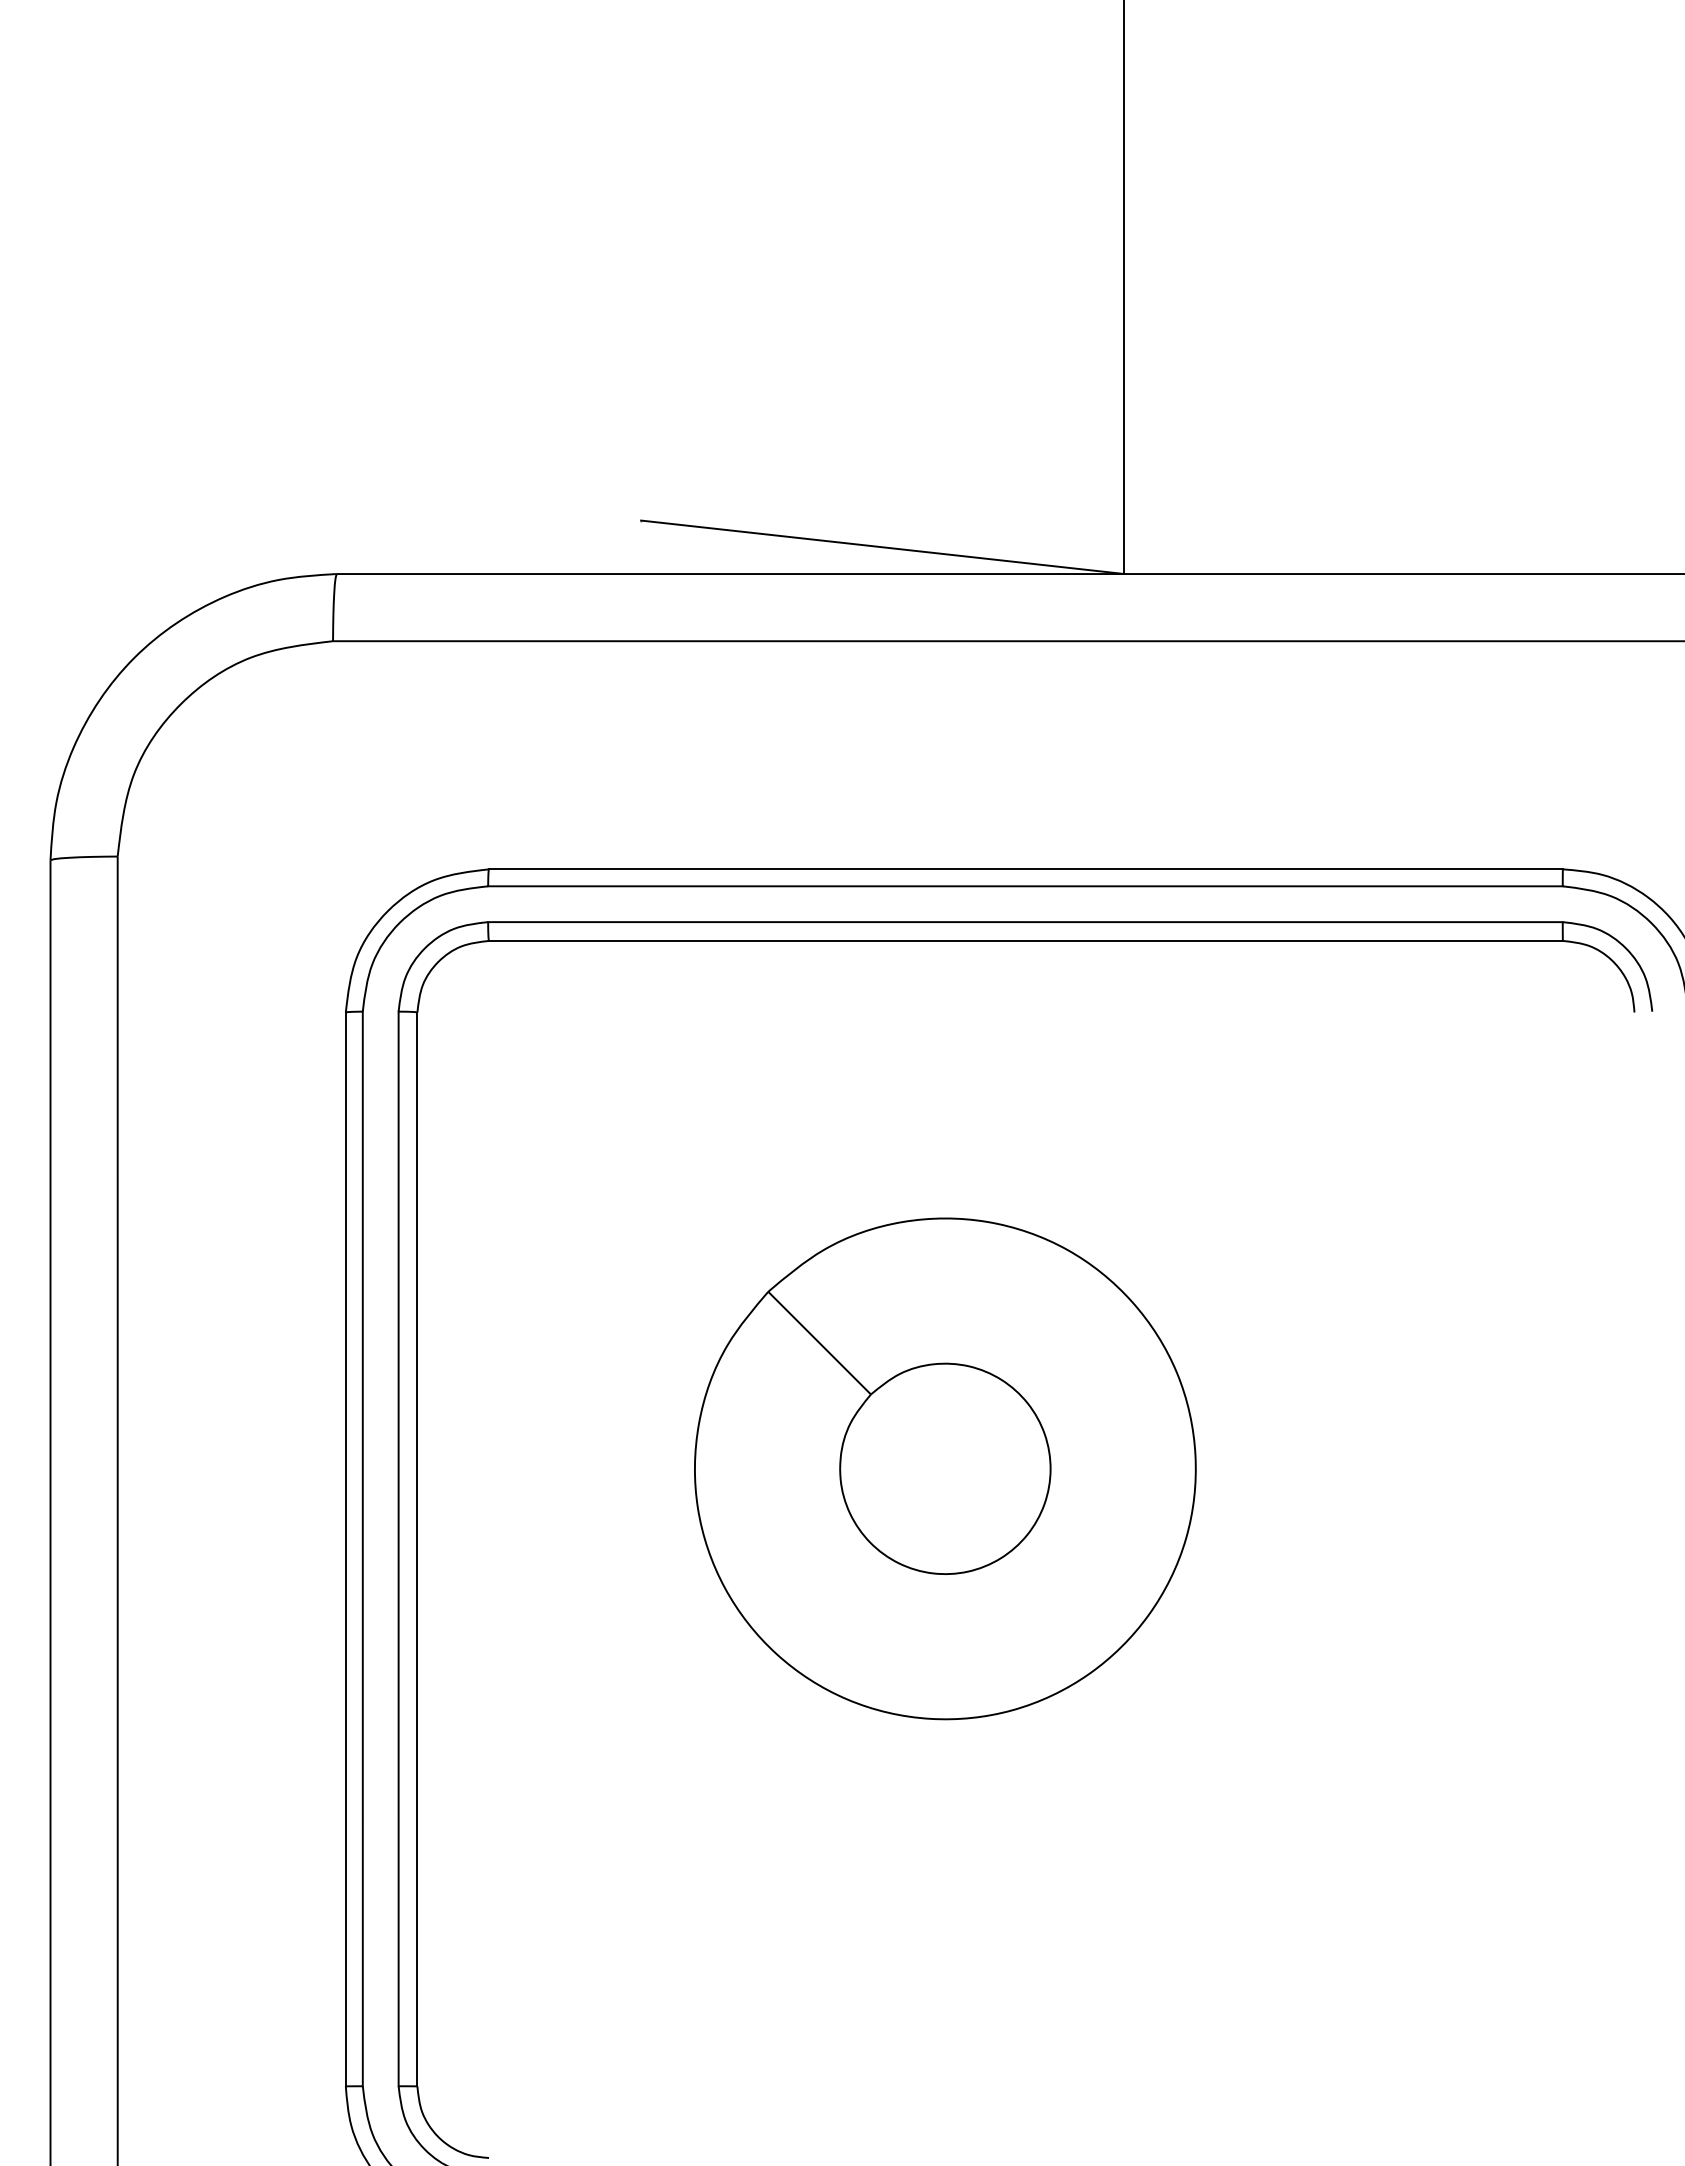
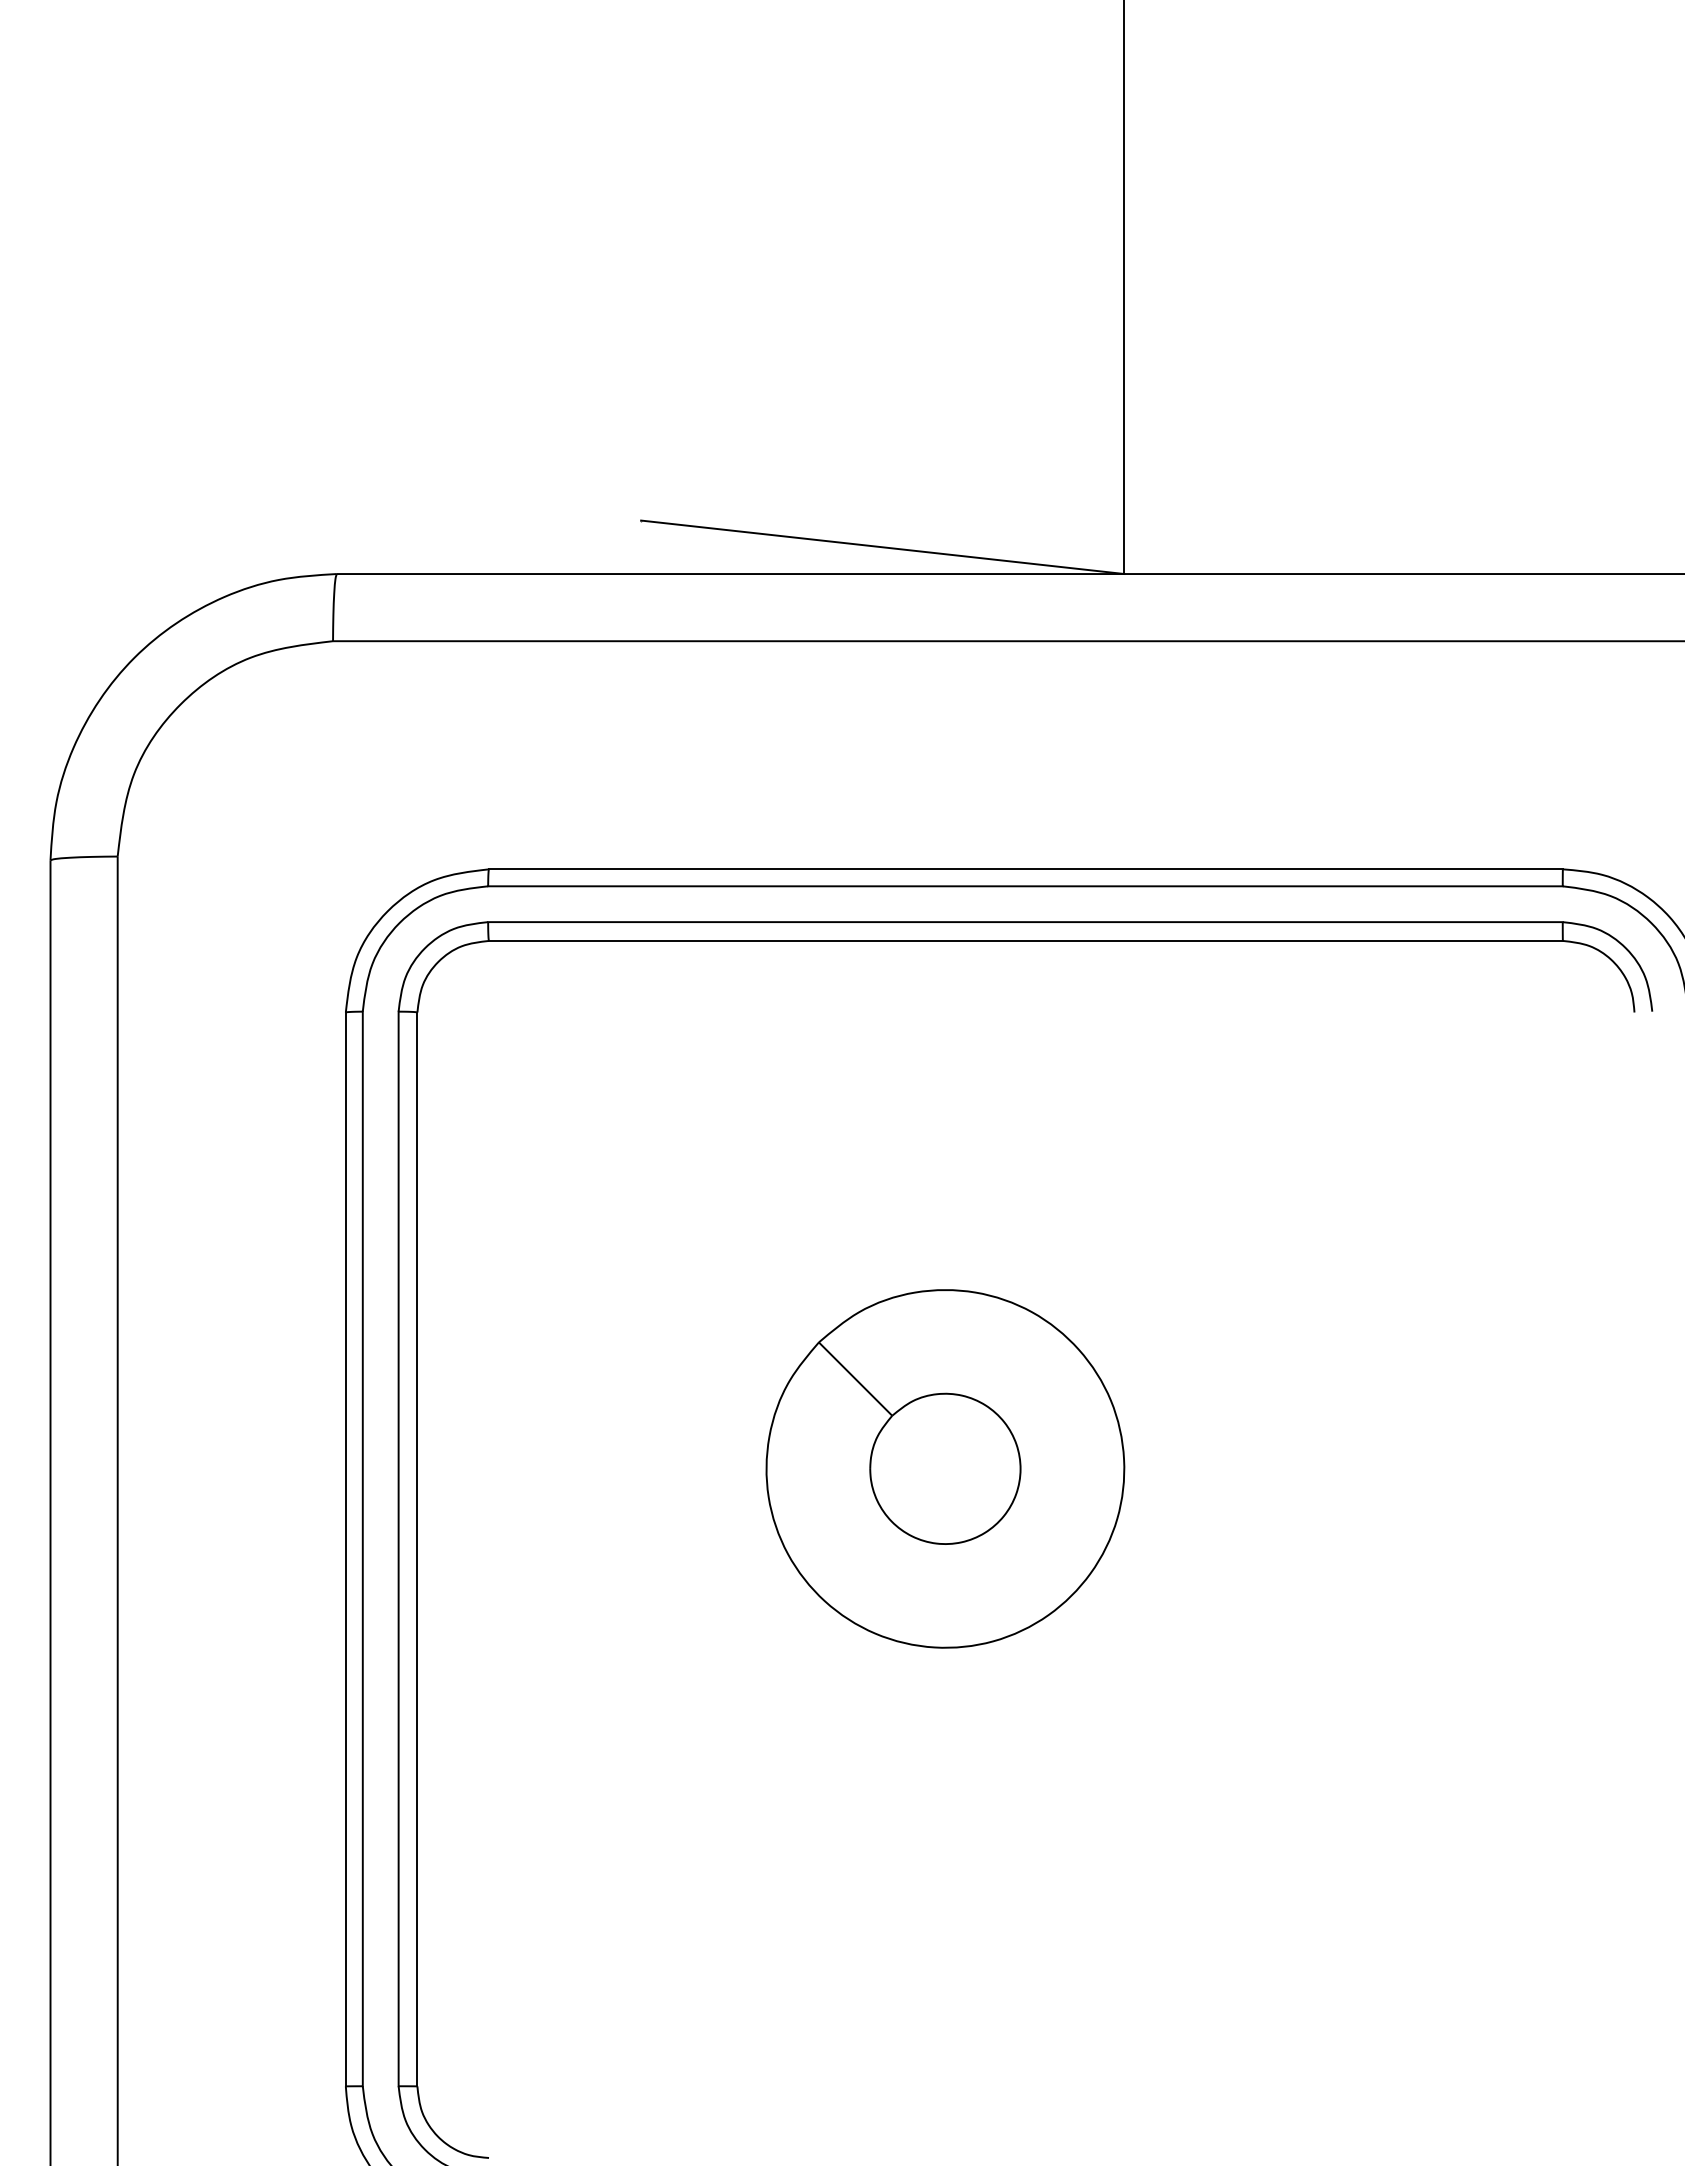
part size: 503x504 px -> 361x360 px (945, 1468)
